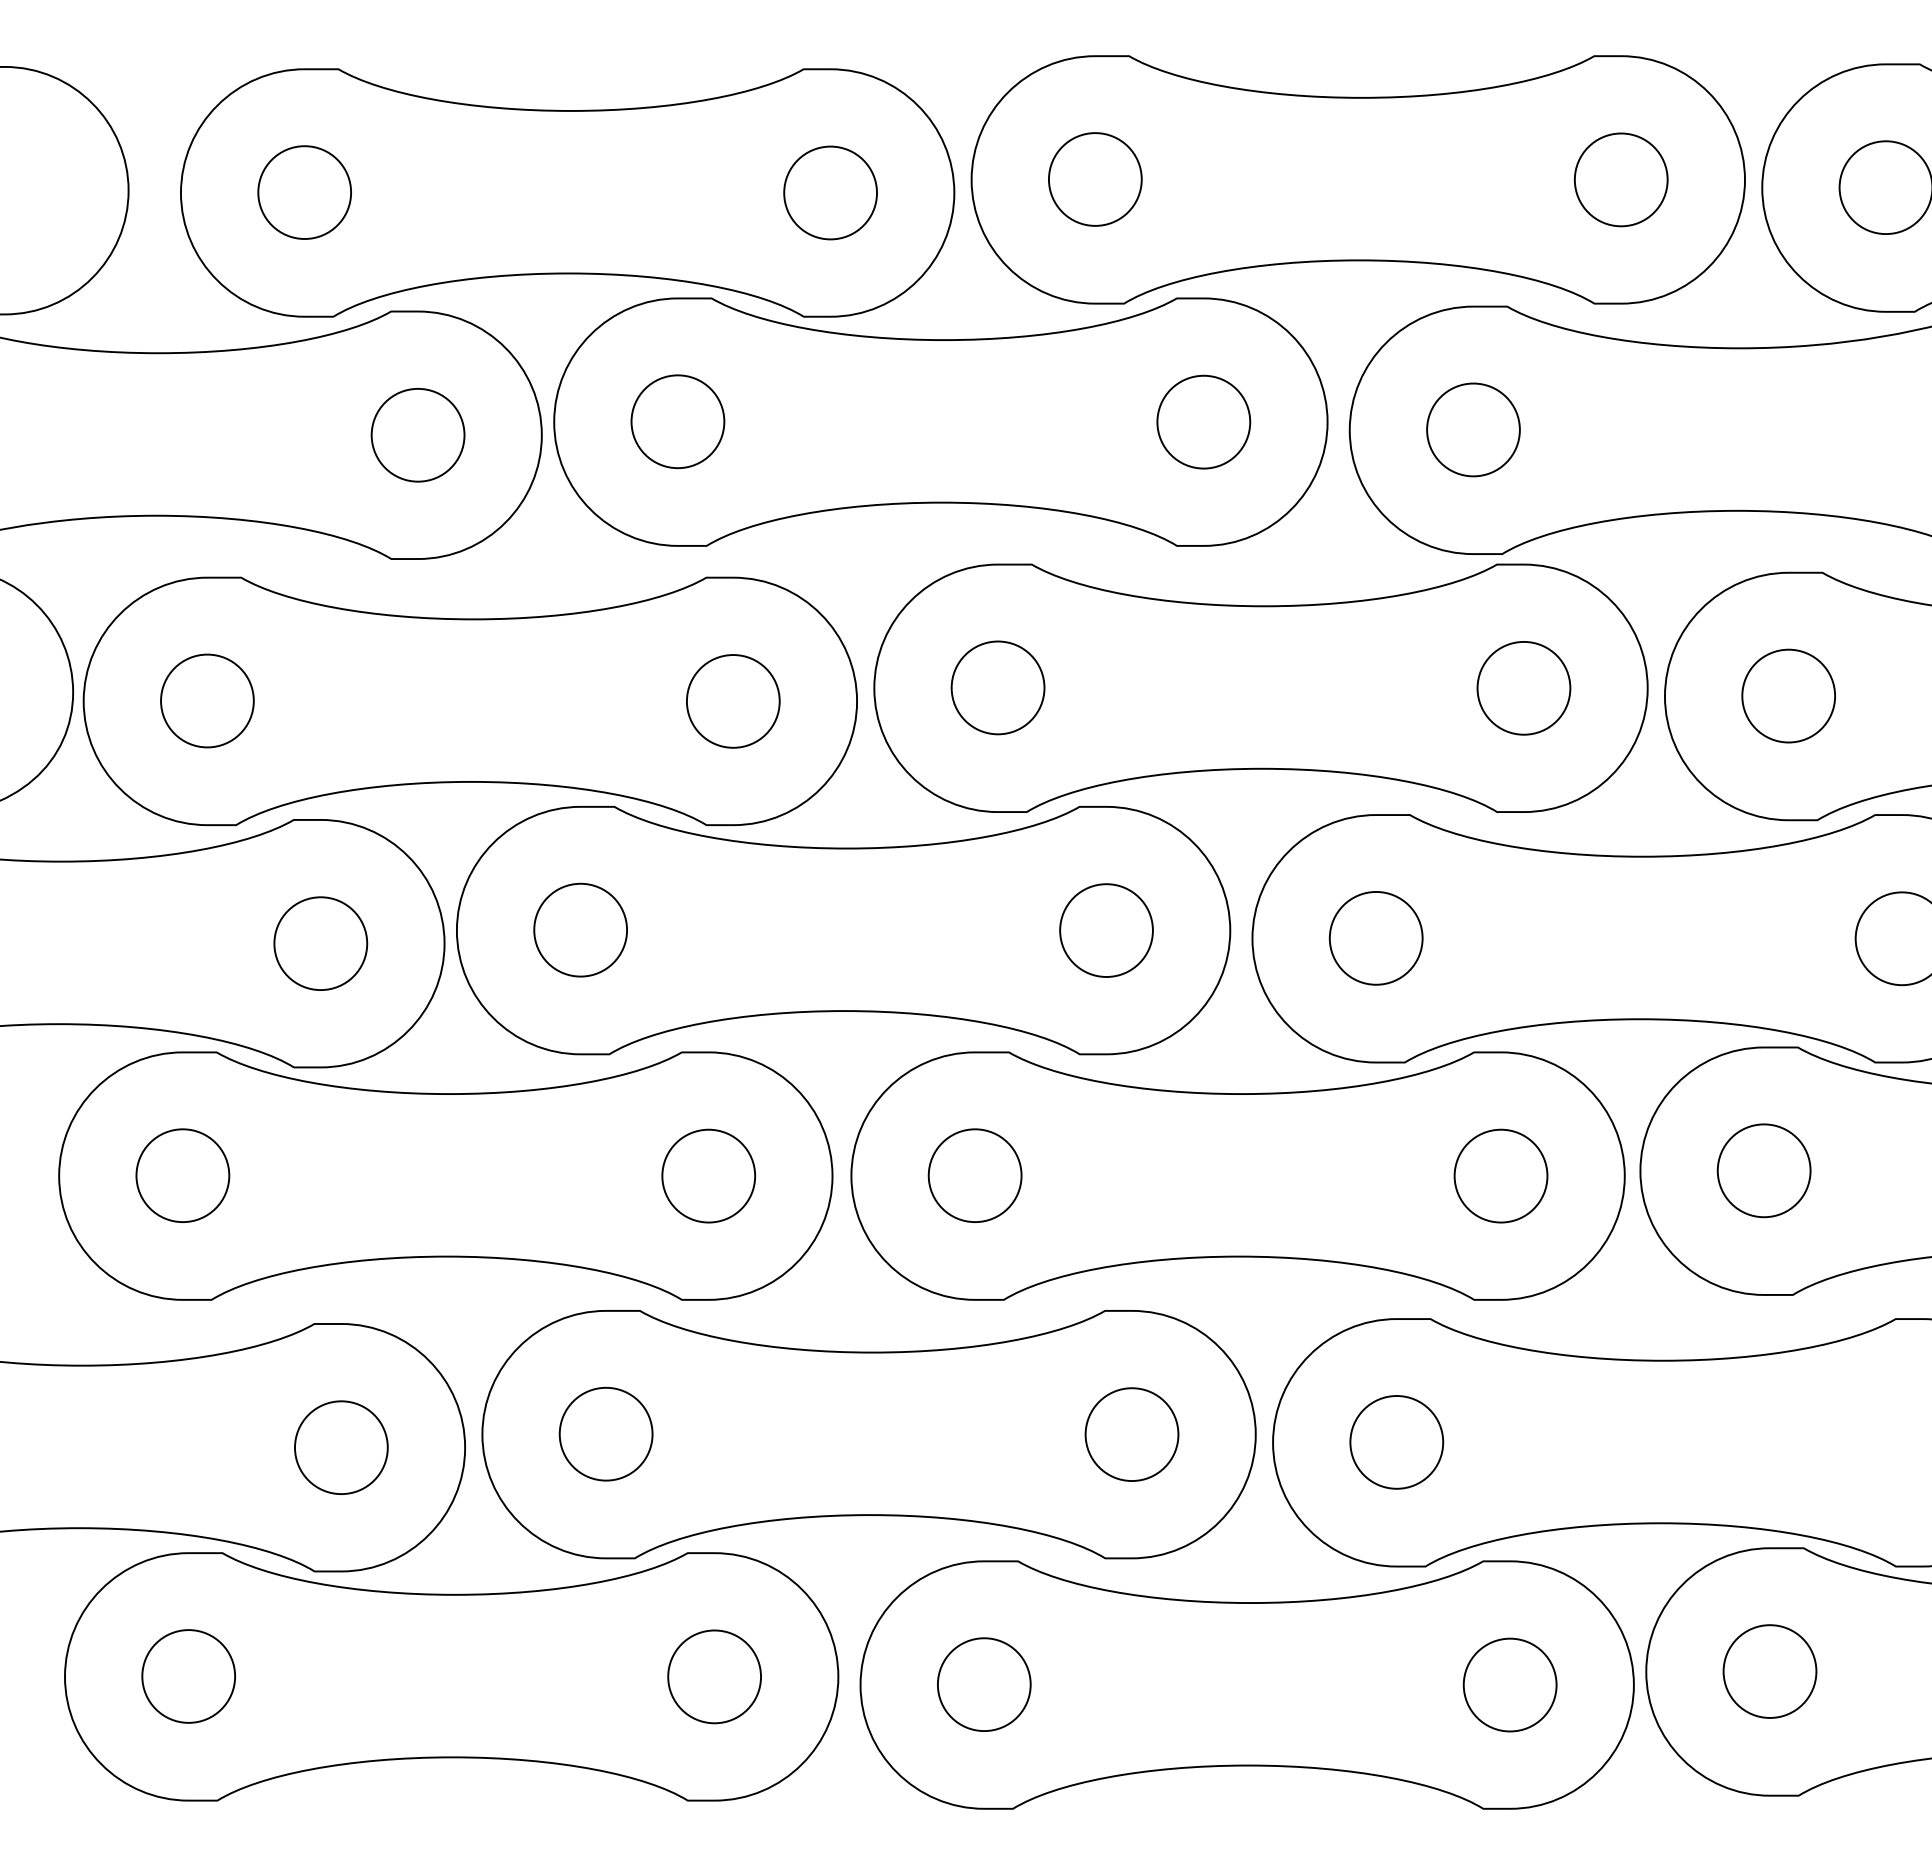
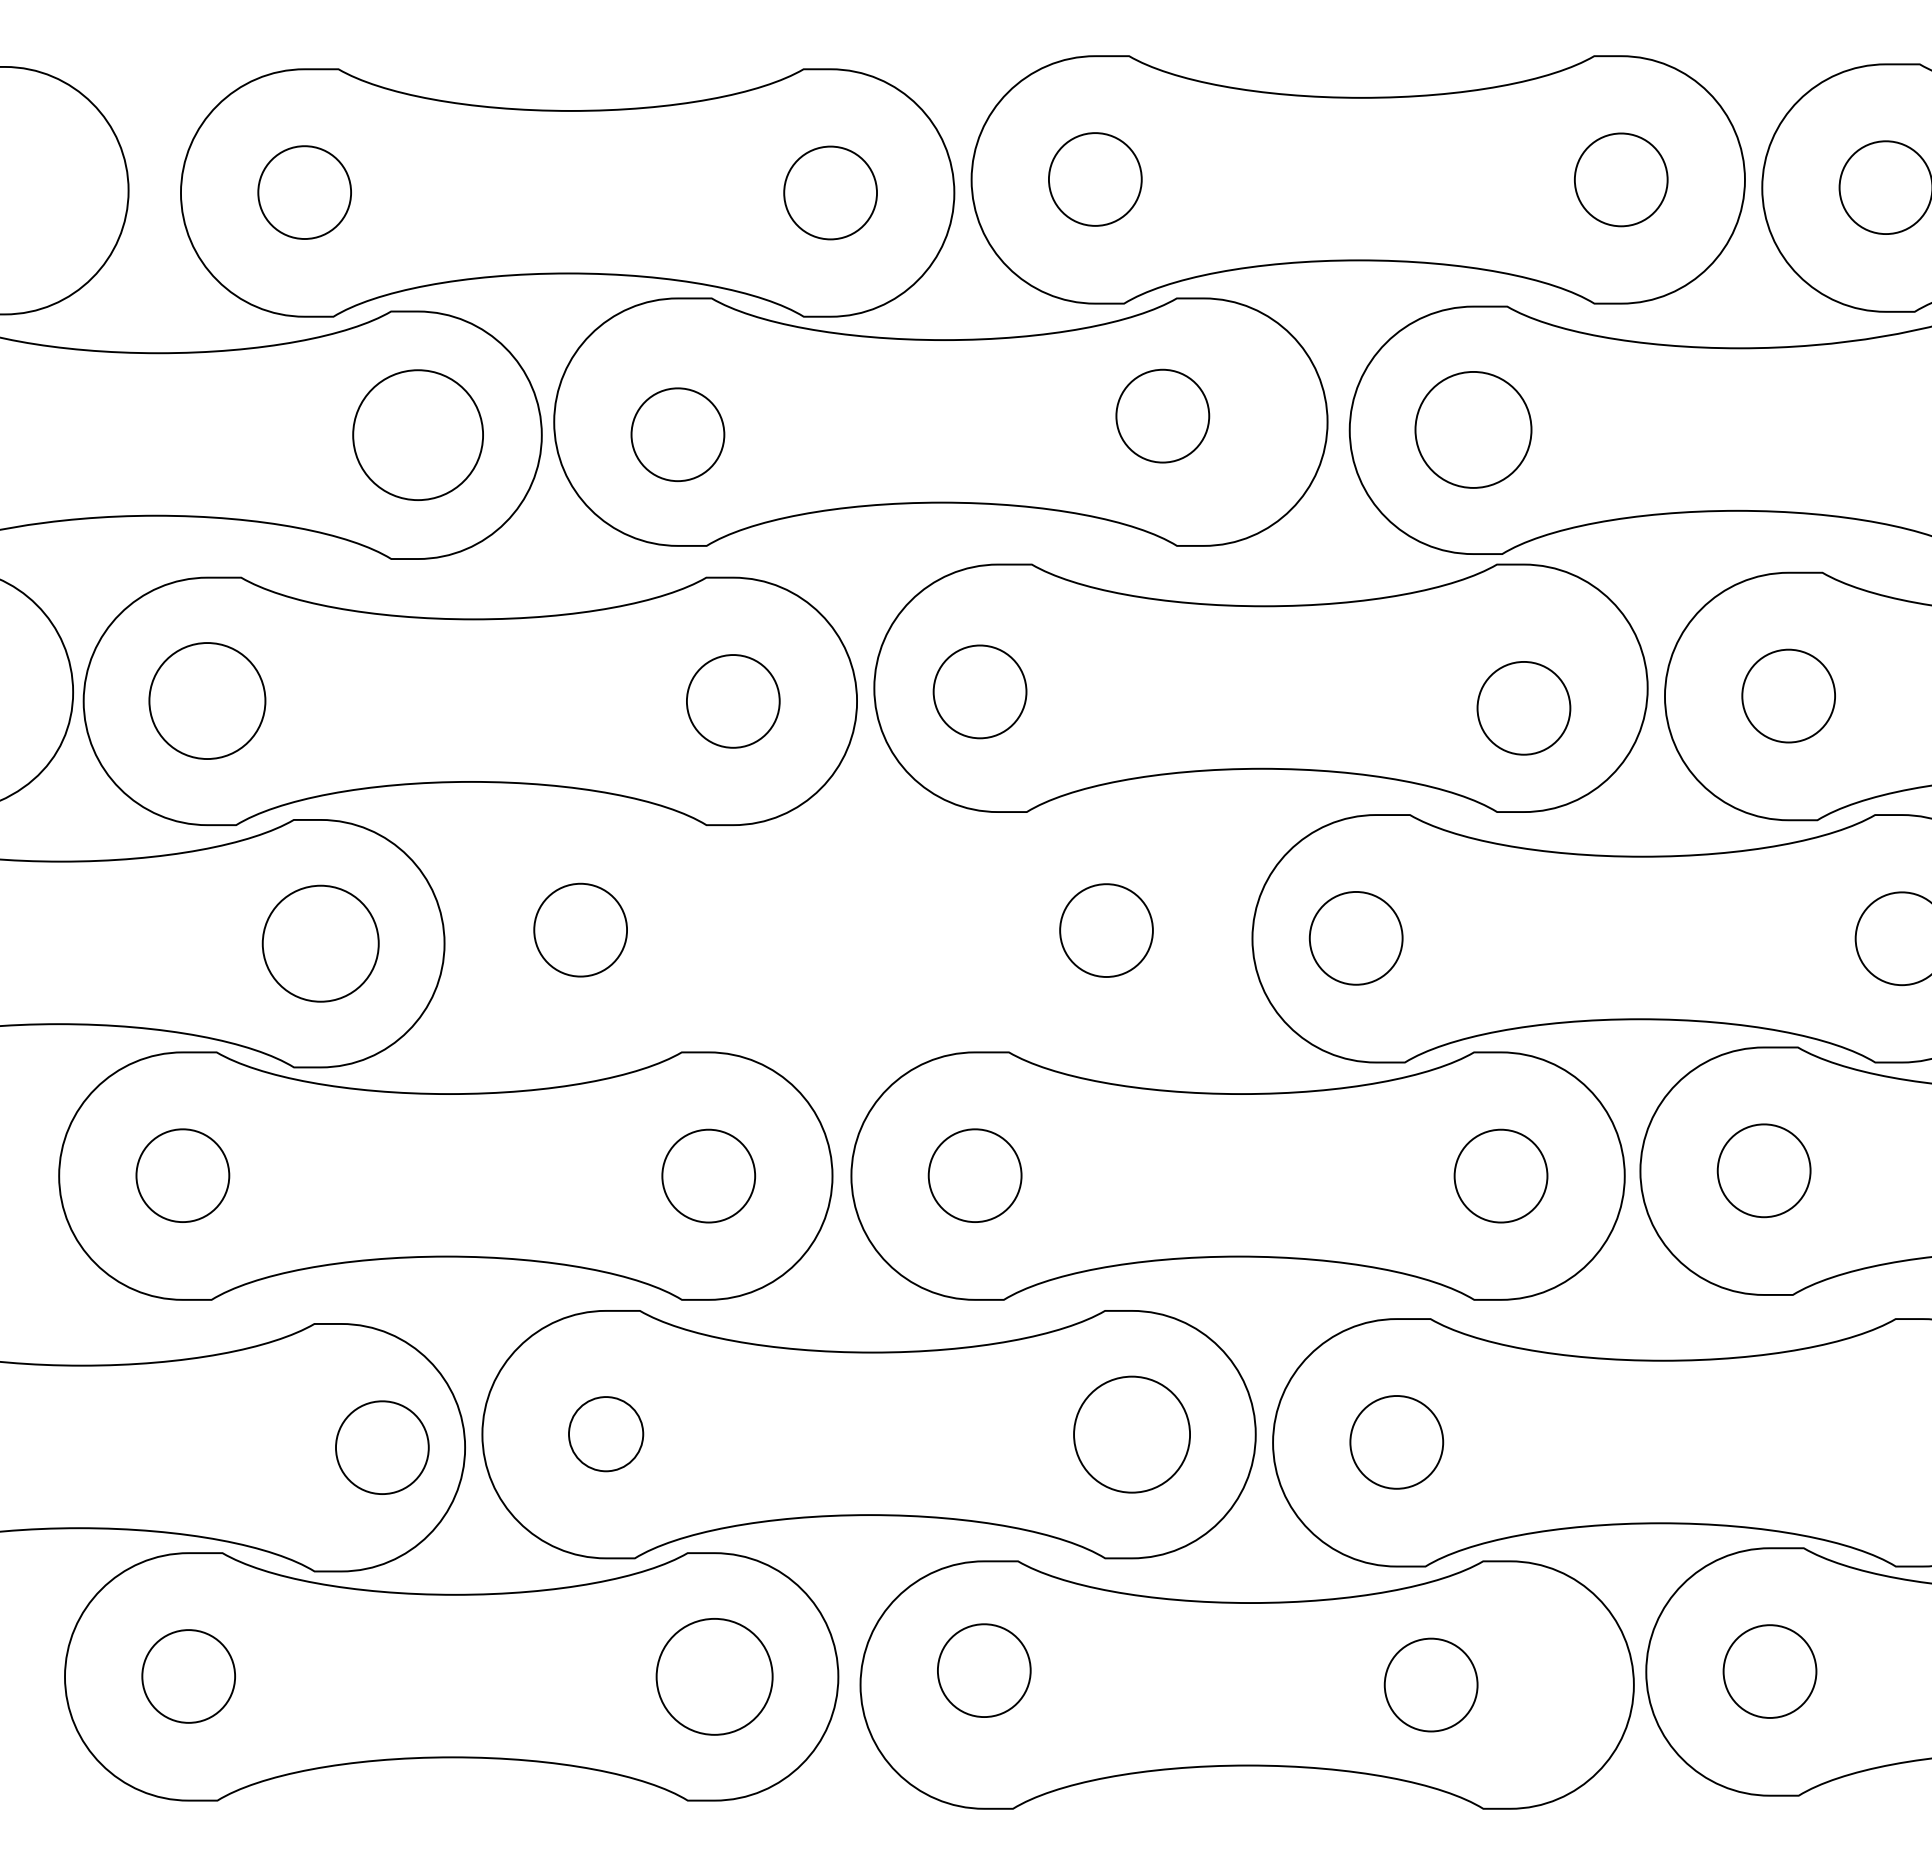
part position: (677, 421) -> (677, 434) (677, 434)
part position: (1203, 421) -> (1162, 415) (1162, 415)
part size: 95x96 px -> 119x118 px (1473, 429)
part size: 96x95 px -> 132x132 px (417, 434)
part position: (997, 687) -> (979, 691) (979, 691)
part position: (1523, 688) -> (1523, 708) (1523, 708)
part size: 95x96 px -> 119x118 px (207, 700)
part: present -> none (843, 930)
part position: (1375, 938) -> (1355, 938) (1355, 938)
part size: 96x95 px -> 119x119 px (320, 943)
part size: 96x96 px -> 77x77 px (606, 1434)
part size: 96x95 px -> 118x119 px (1131, 1434)
part position: (341, 1447) -> (382, 1447) (382, 1447)
part size: 95x96 px -> 119x118 px (714, 1676)
part position: (984, 1684) -> (984, 1670) (984, 1670)
part position: (1509, 1684) -> (1430, 1684) (1430, 1684)
